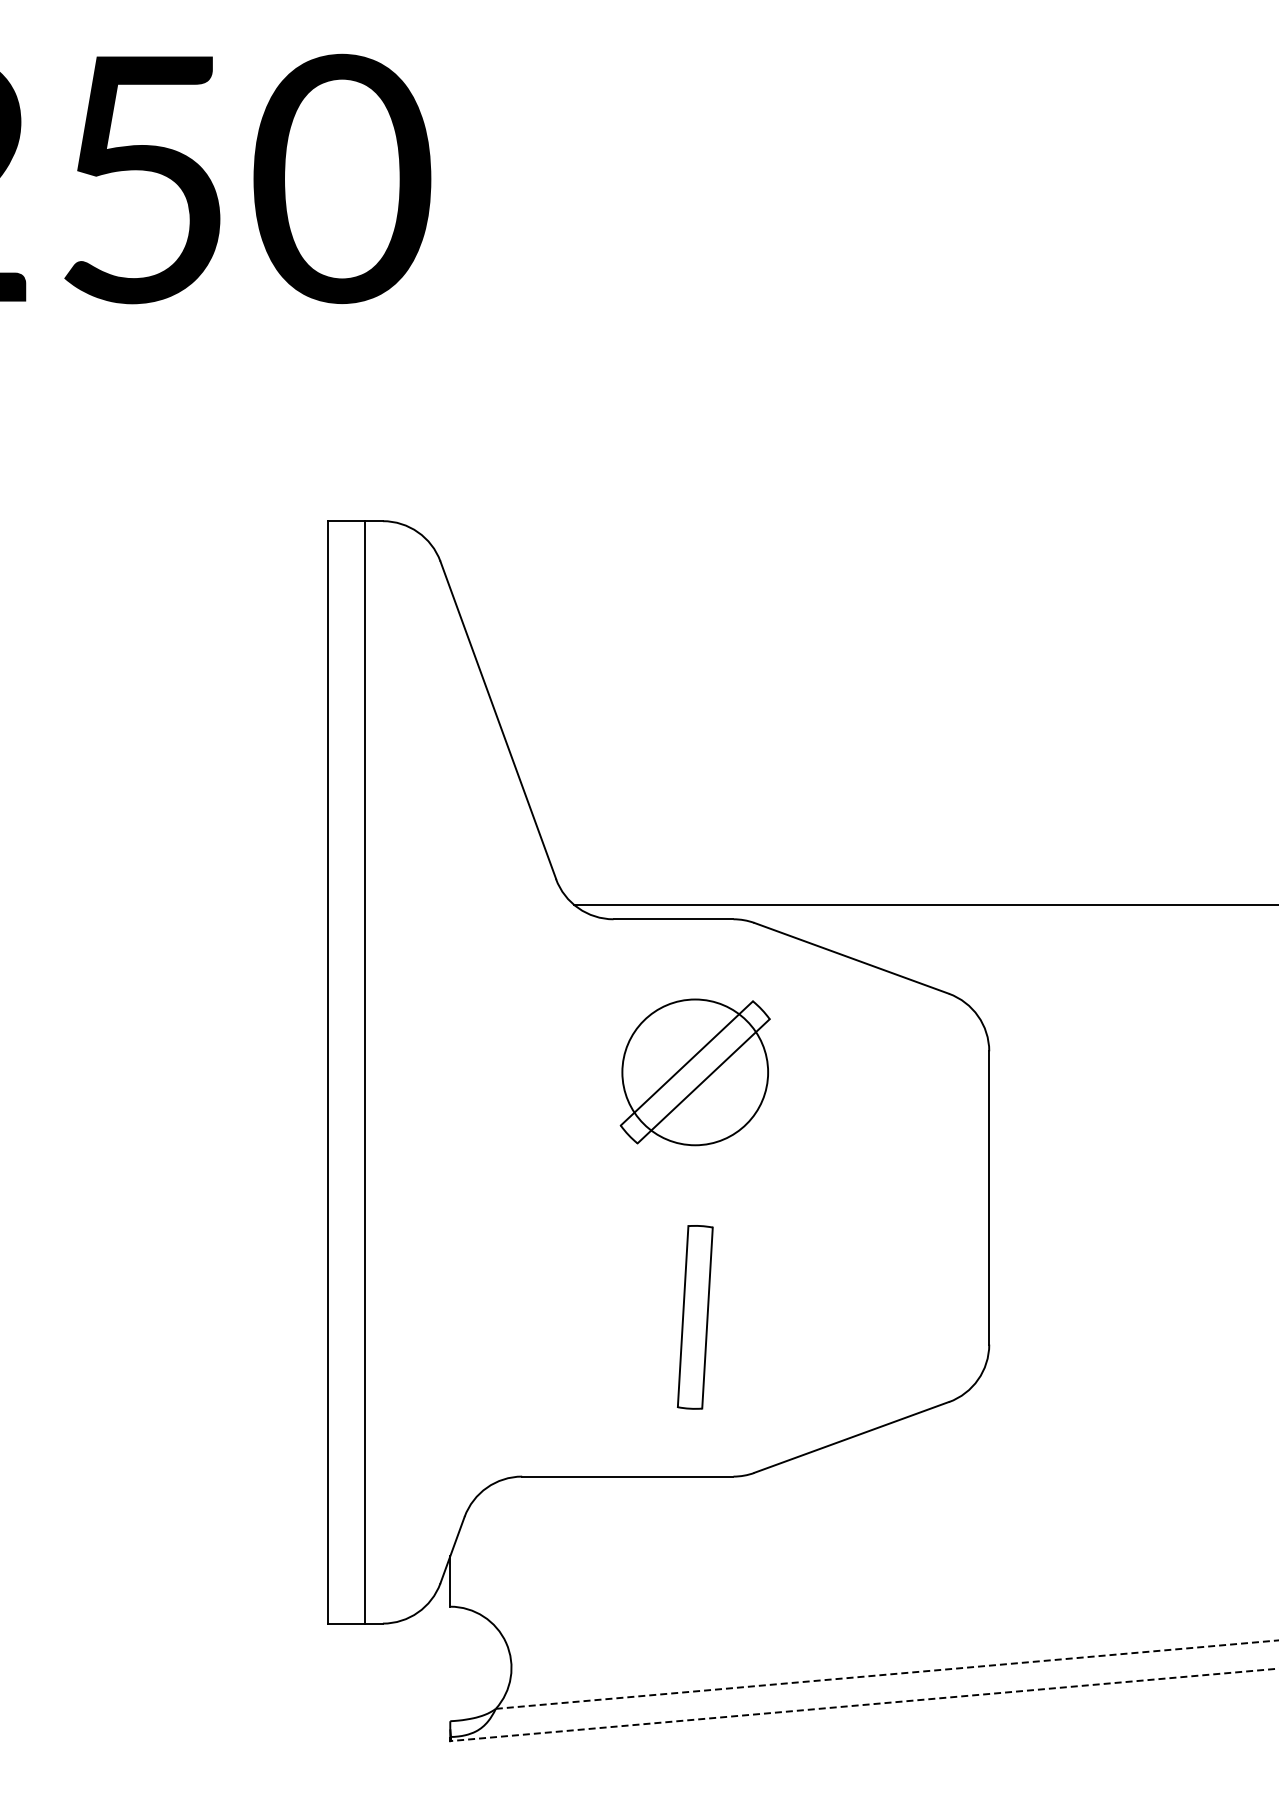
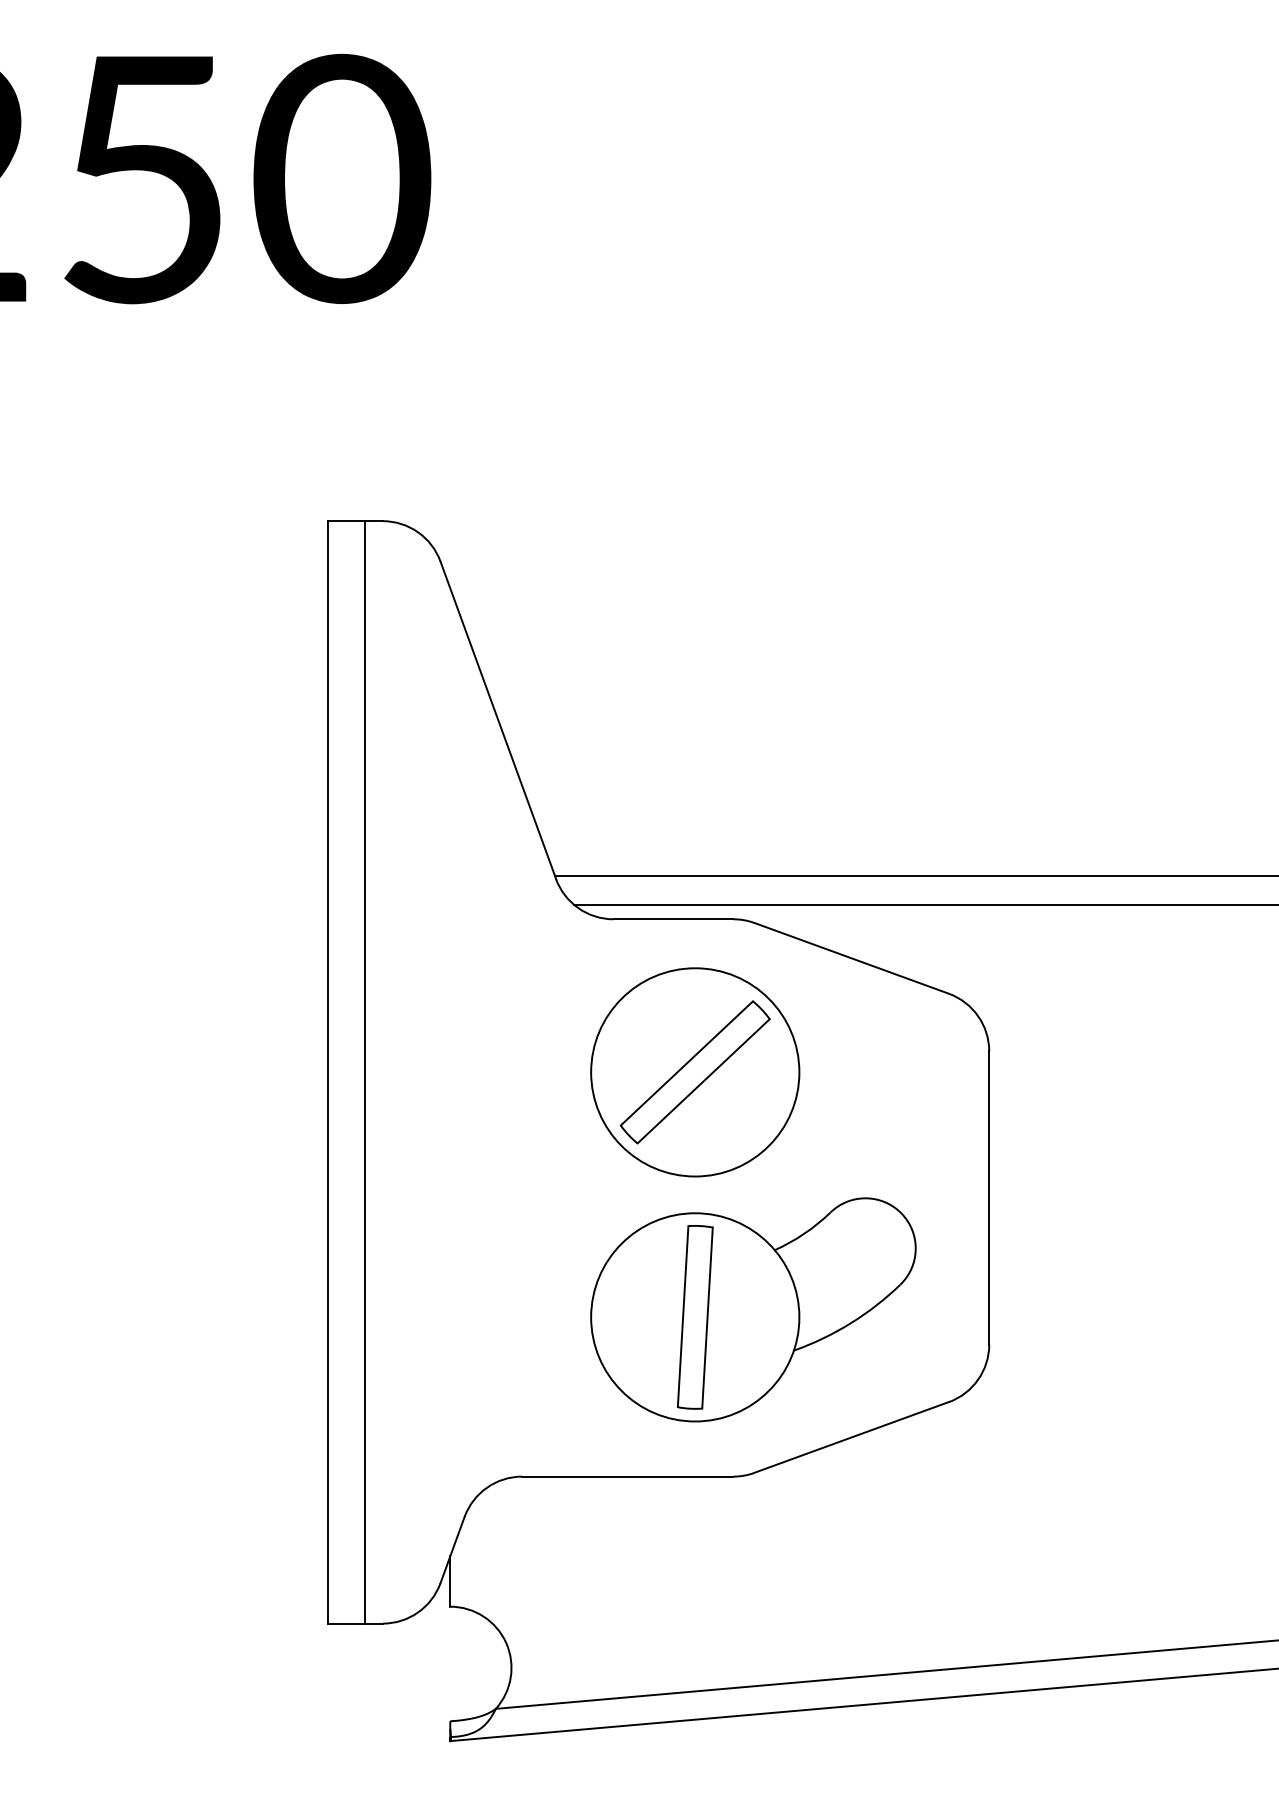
line: none -> present (915, 876)
circle diameter: 146 px -> 208 px (695, 1072)
part: none -> present (753, 1309)
line: dashed -> solid (887, 1674)
line: dashed -> solid (864, 1704)
